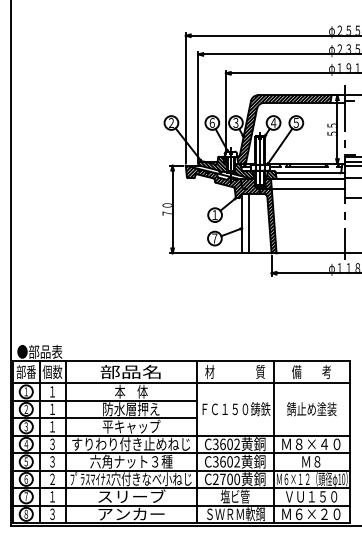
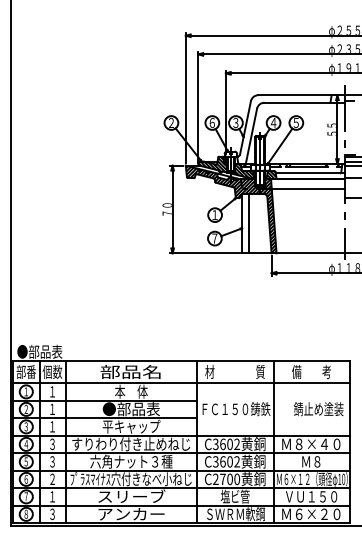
hatch: present -> none (284, 129)
text: 防水層押え -> ●部品表 (130, 409)
text position: (311, 409) -> (318, 409) (318, 409)
